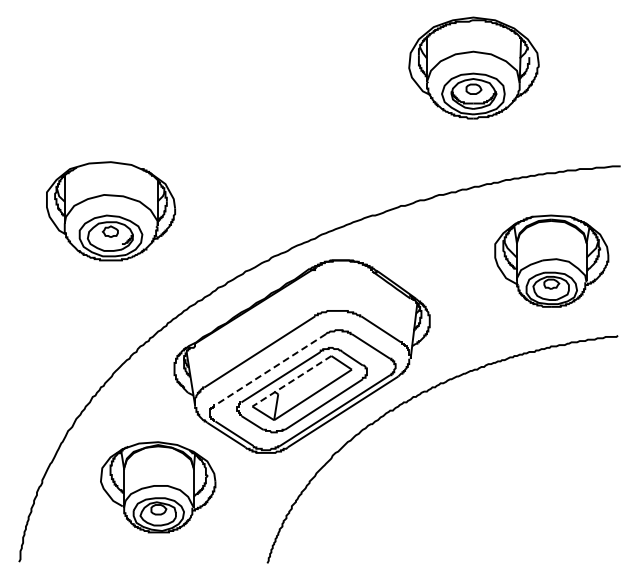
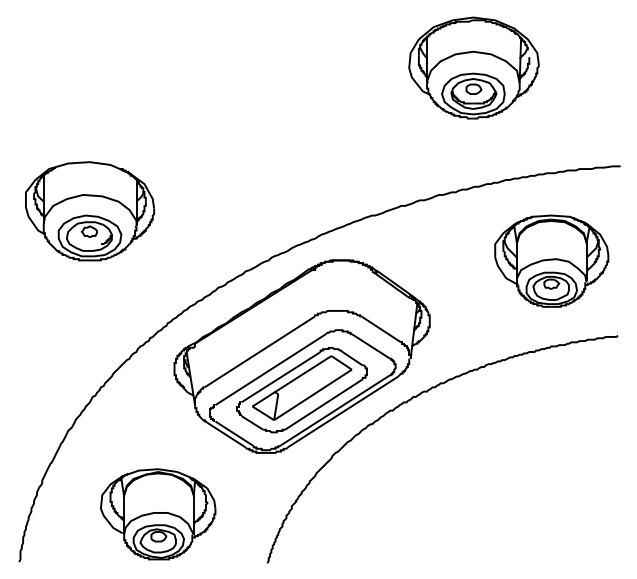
part position: (110, 211) -> (89, 211) (89, 211)
line: dashed -> solid (270, 369)
line: dashed -> solid (291, 381)
part position: (158, 487) -> (158, 514) (158, 514)
